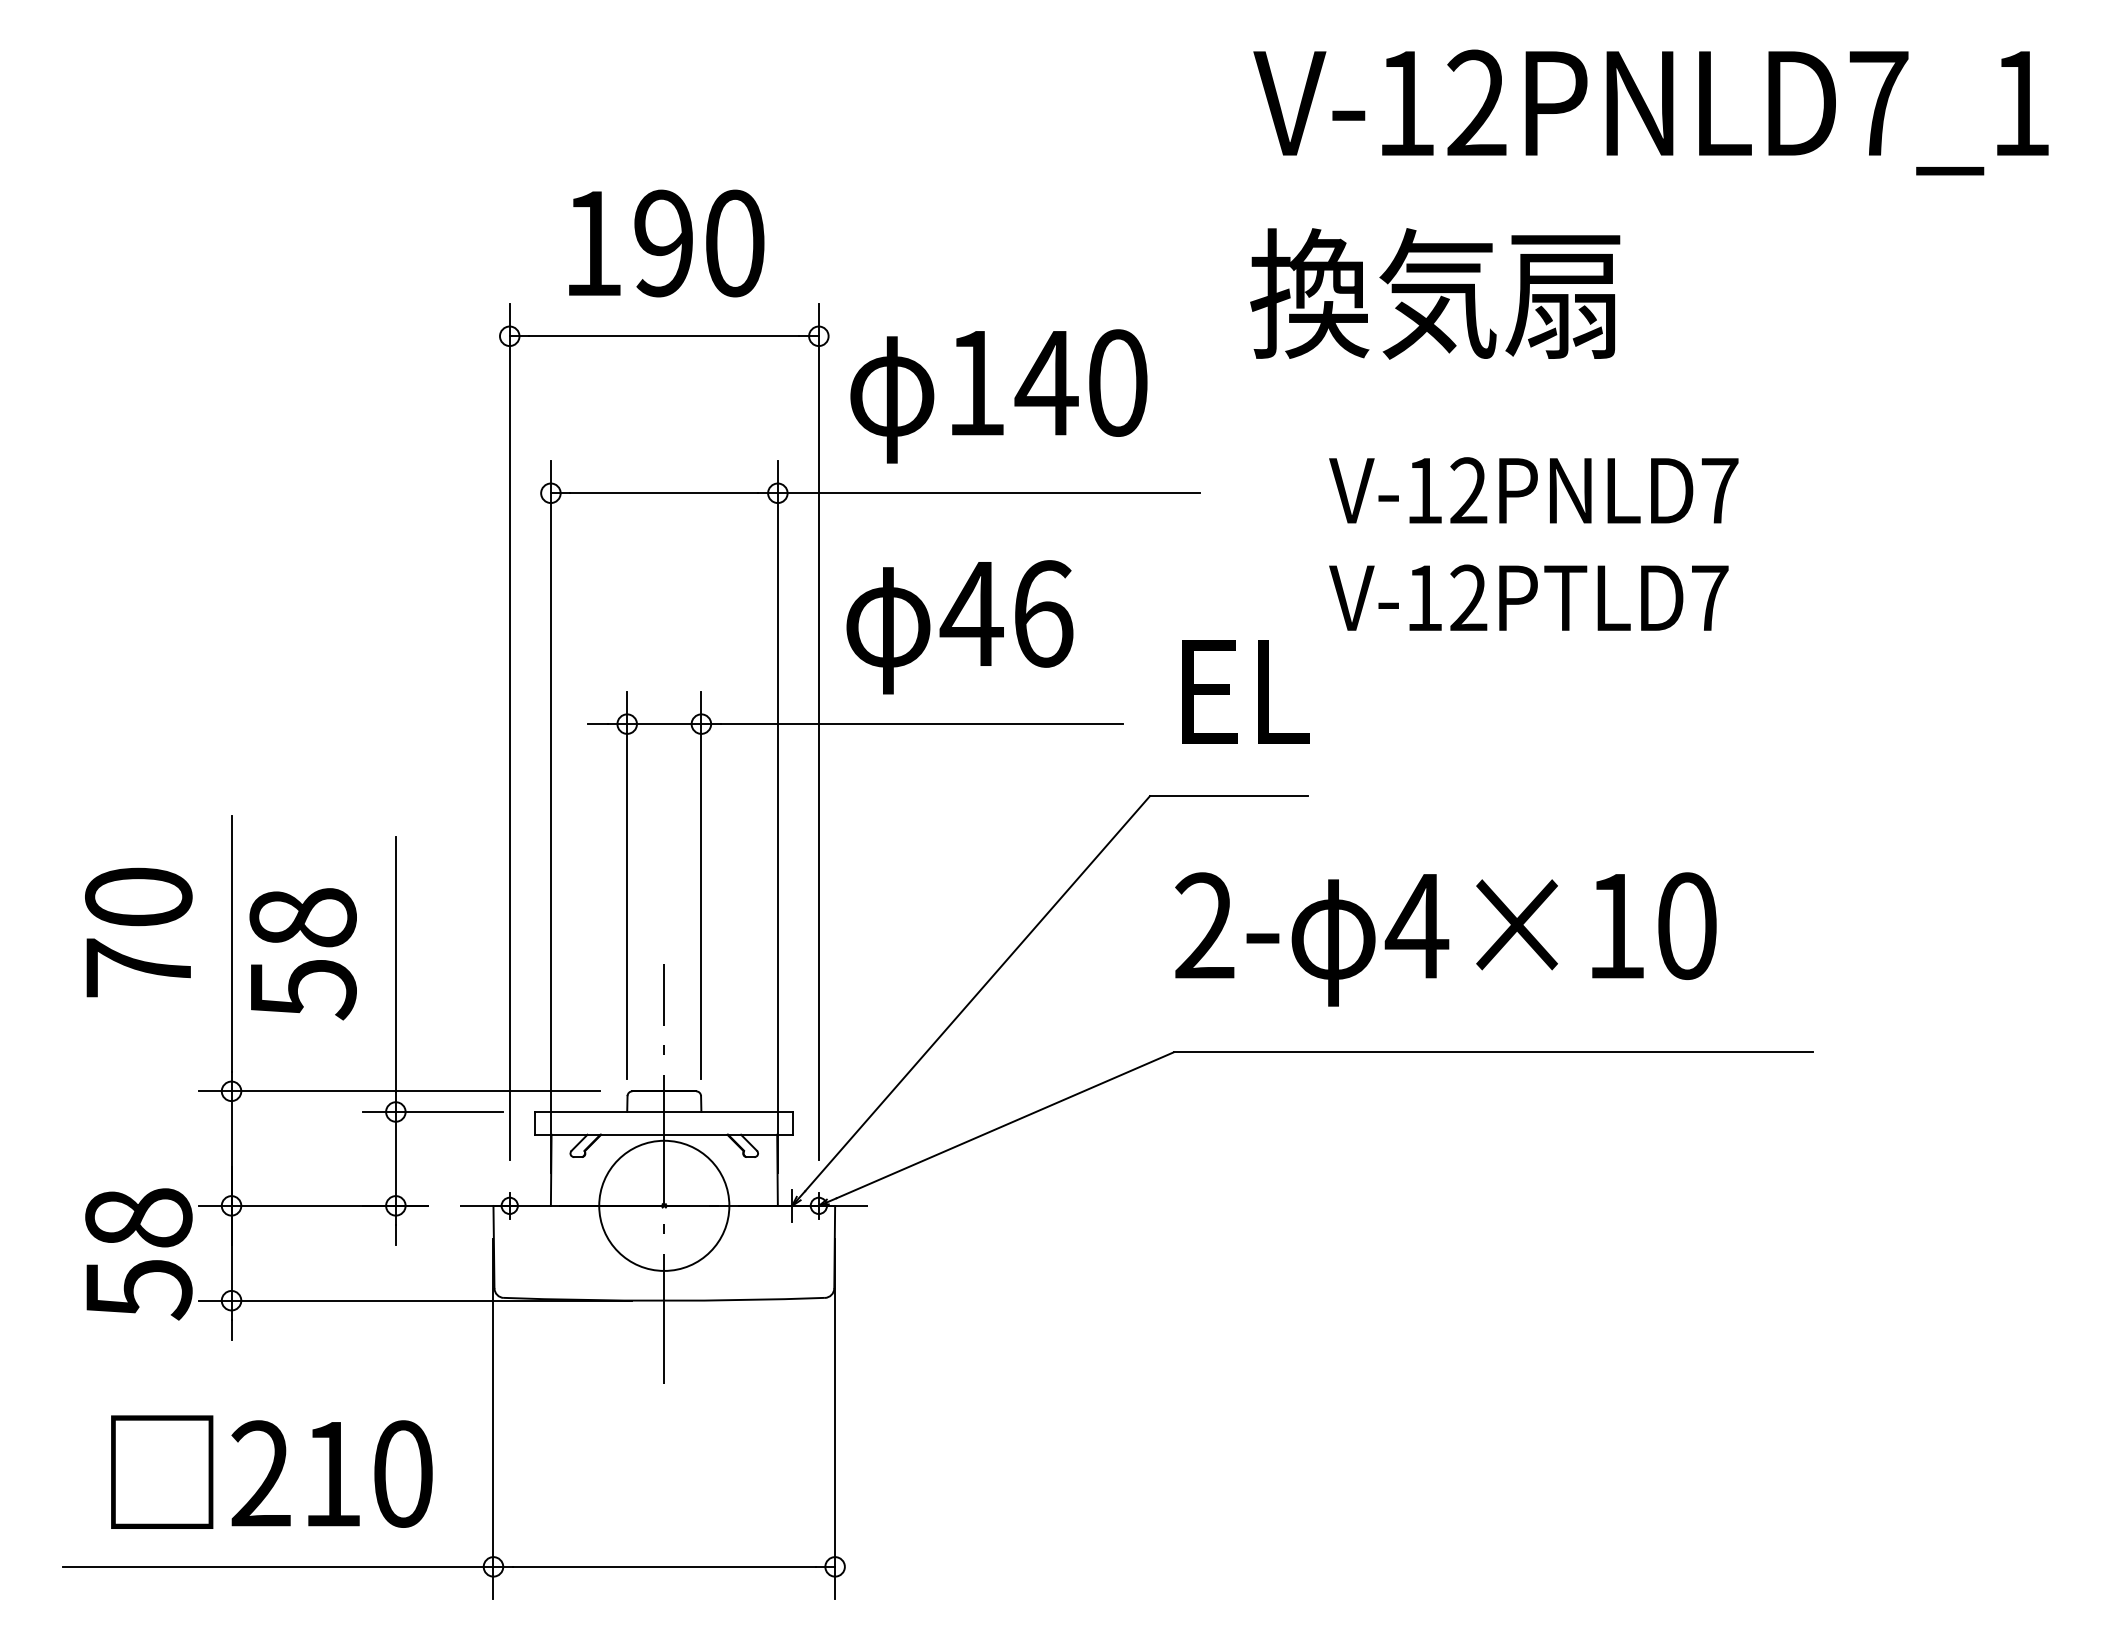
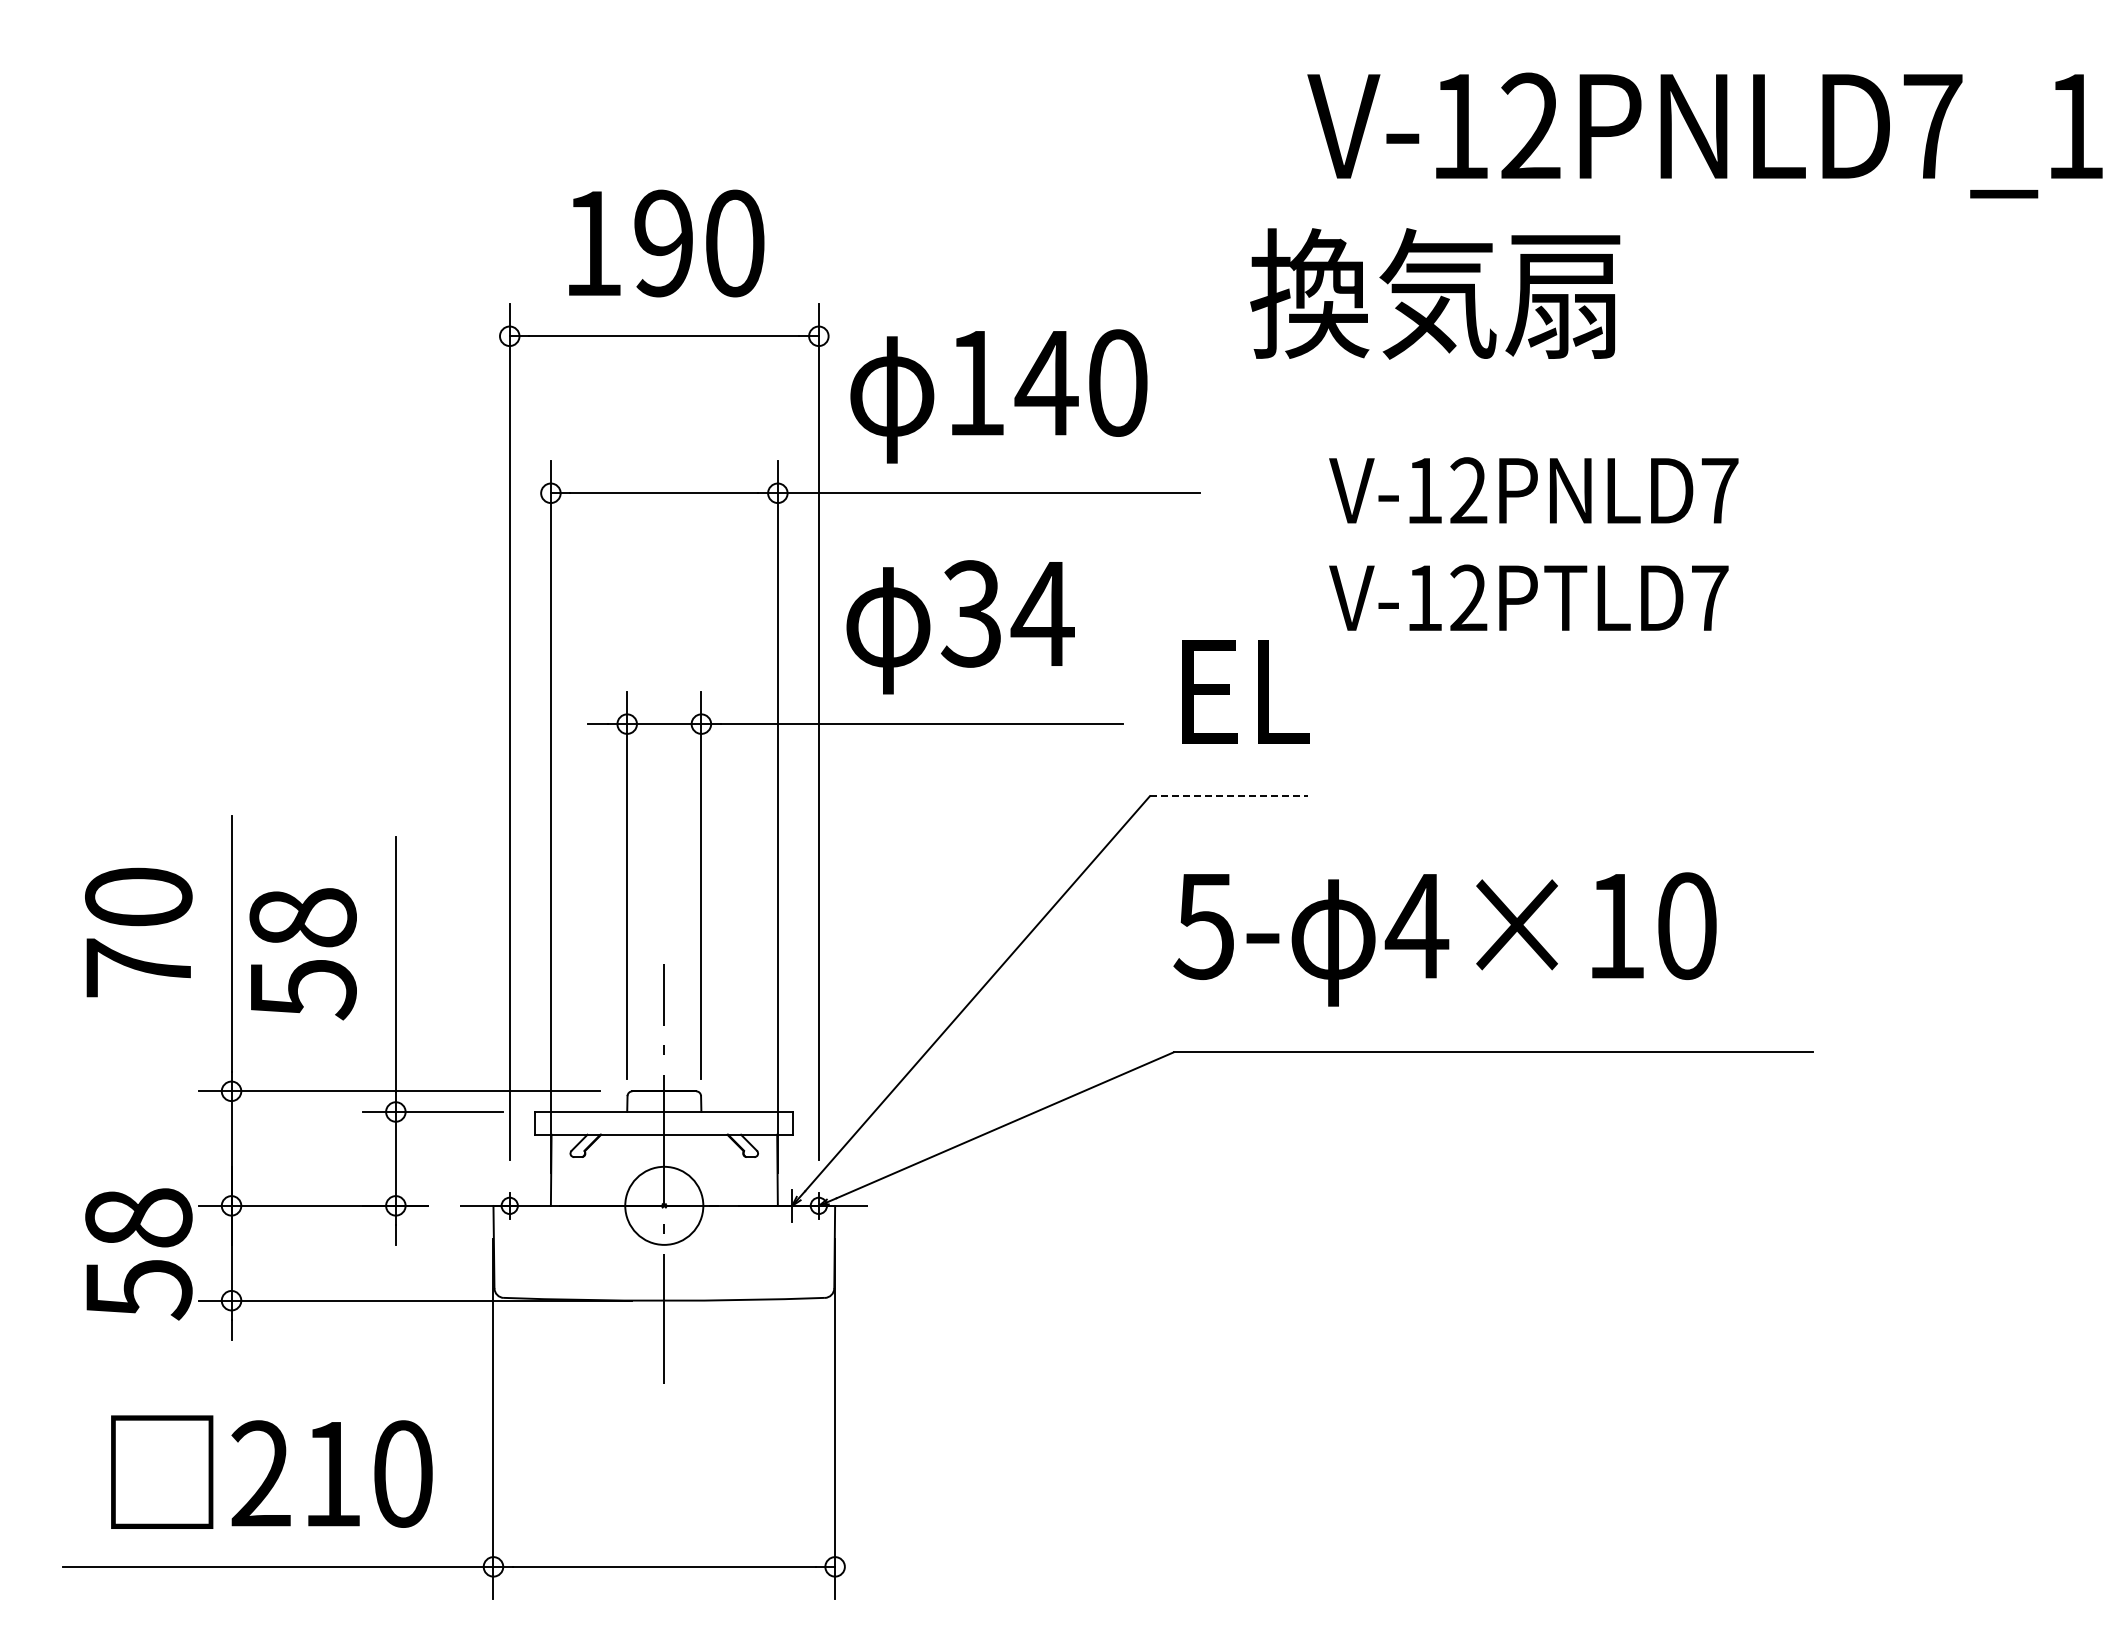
text position: (1650, 112) -> (1704, 135) (1704, 135)
text: 46 -> 34 (1006, 613)
line: solid -> dashed (1228, 796)
text: 2- -> 5- (1203, 926)
circle diameter: 130 px -> 78 px (664, 1205)
